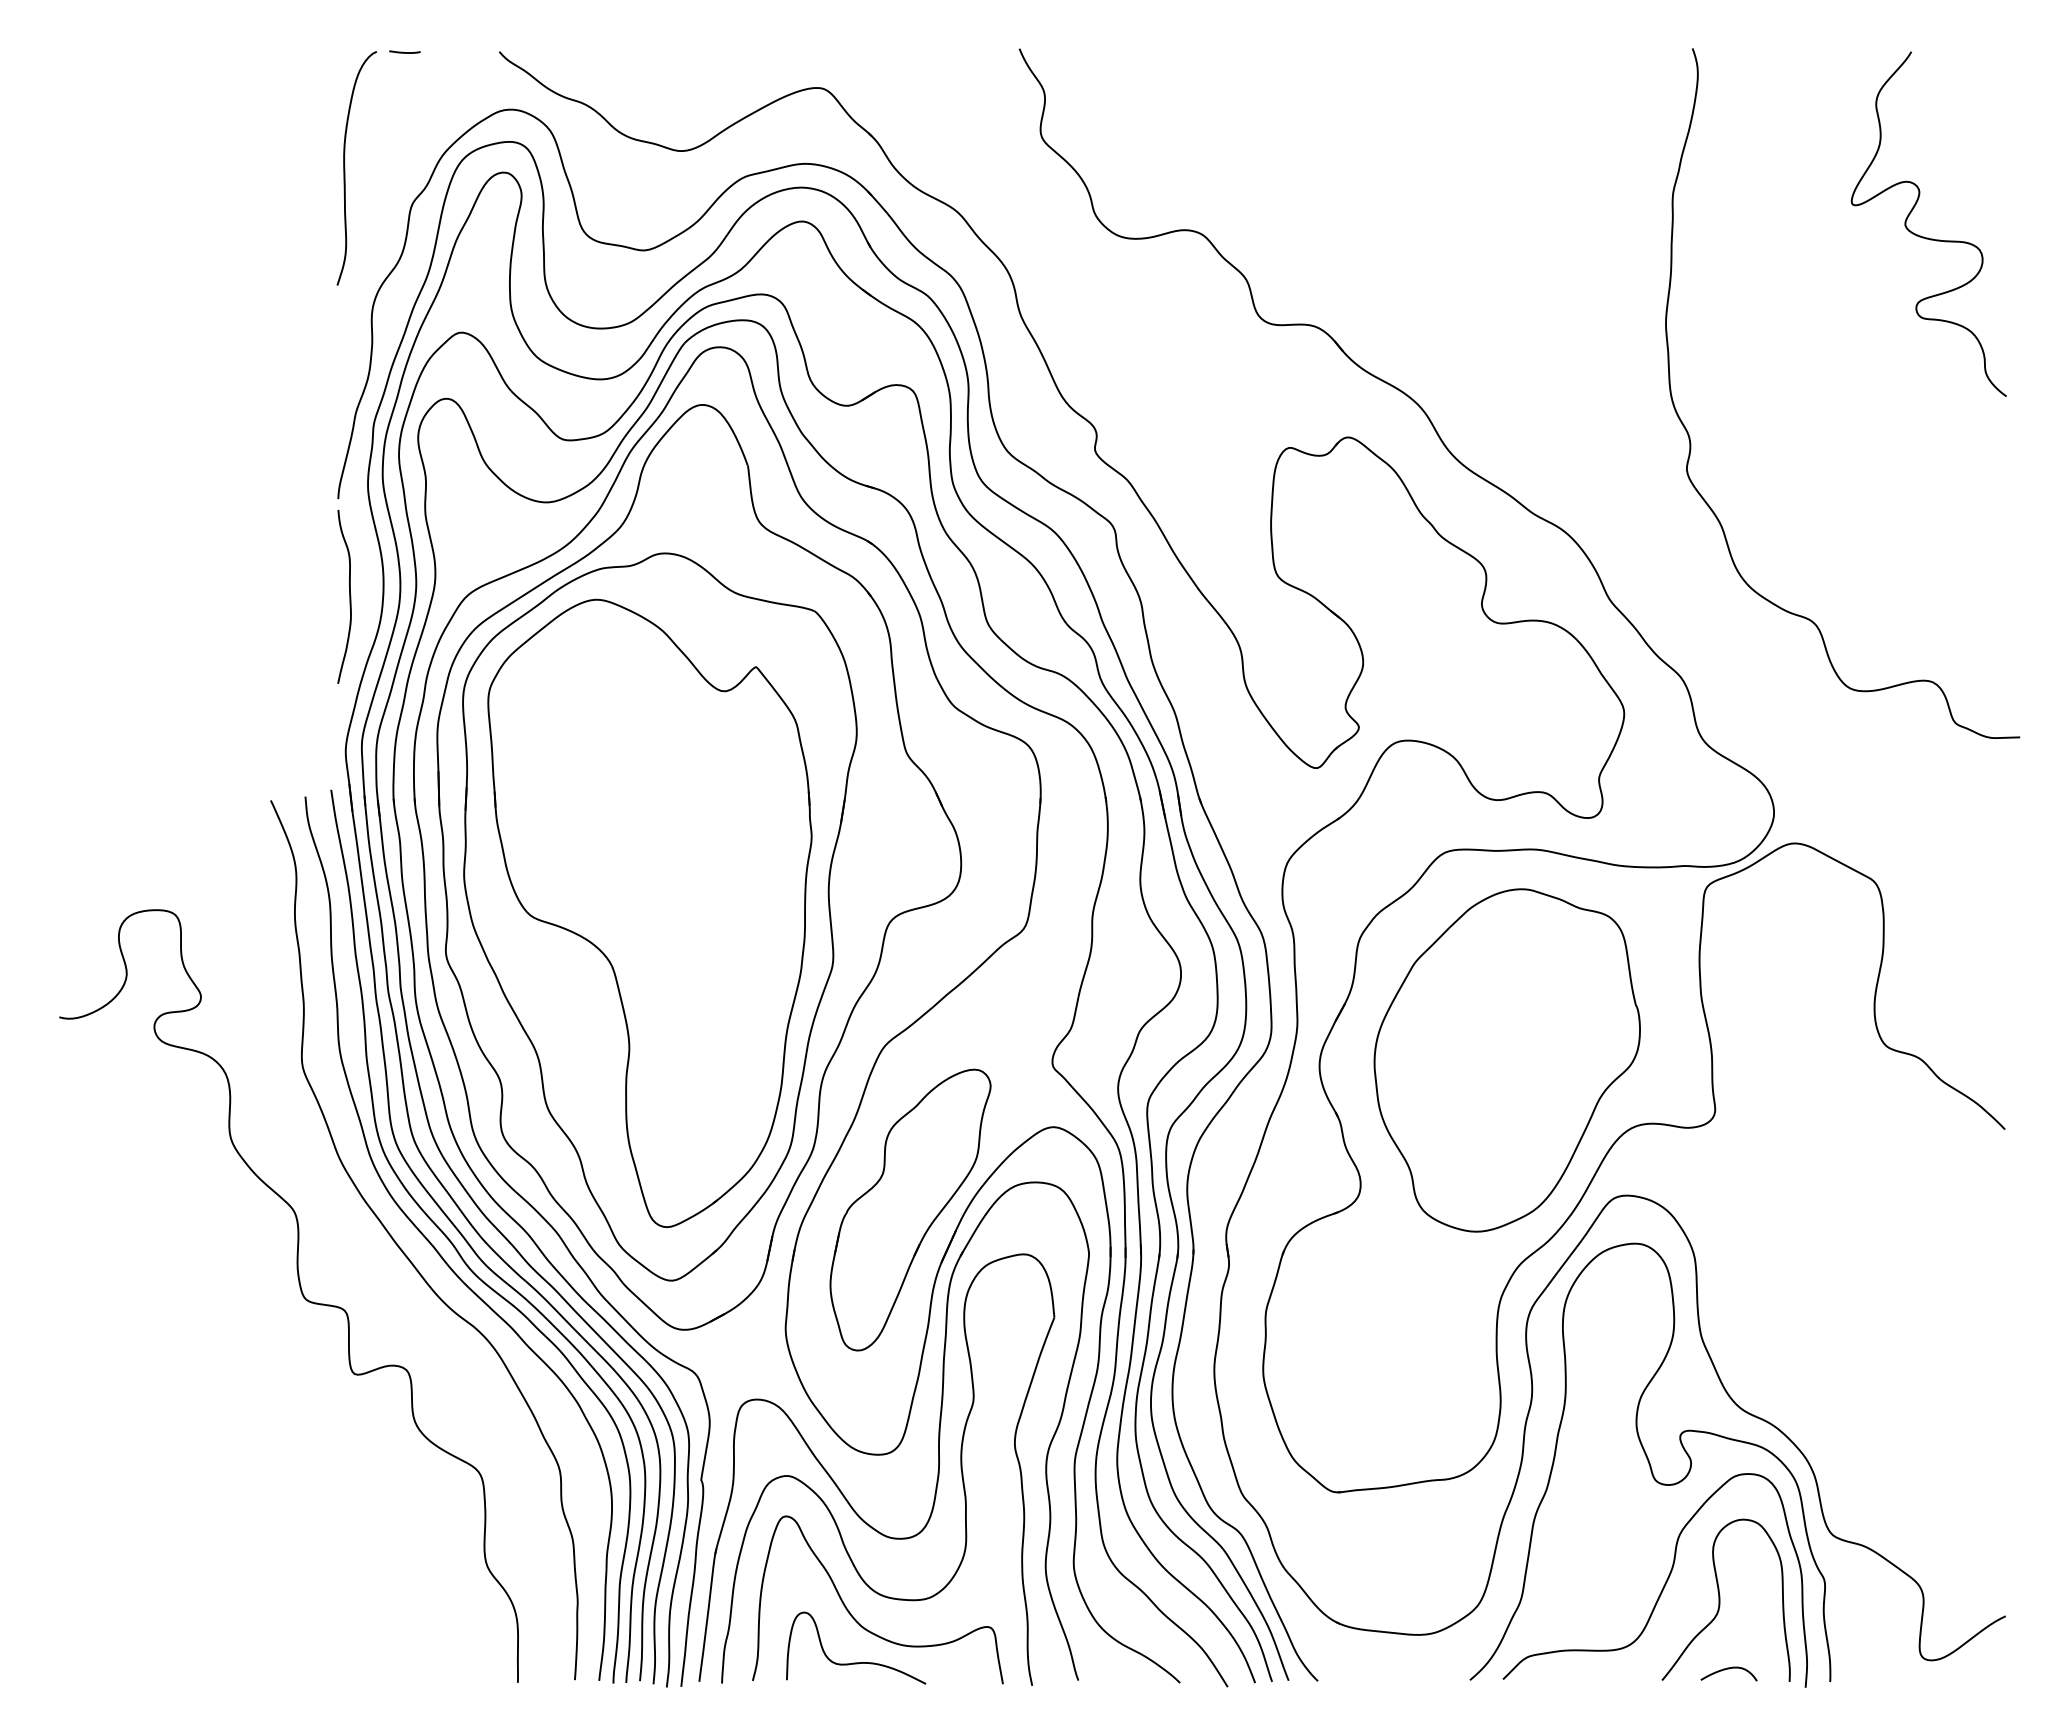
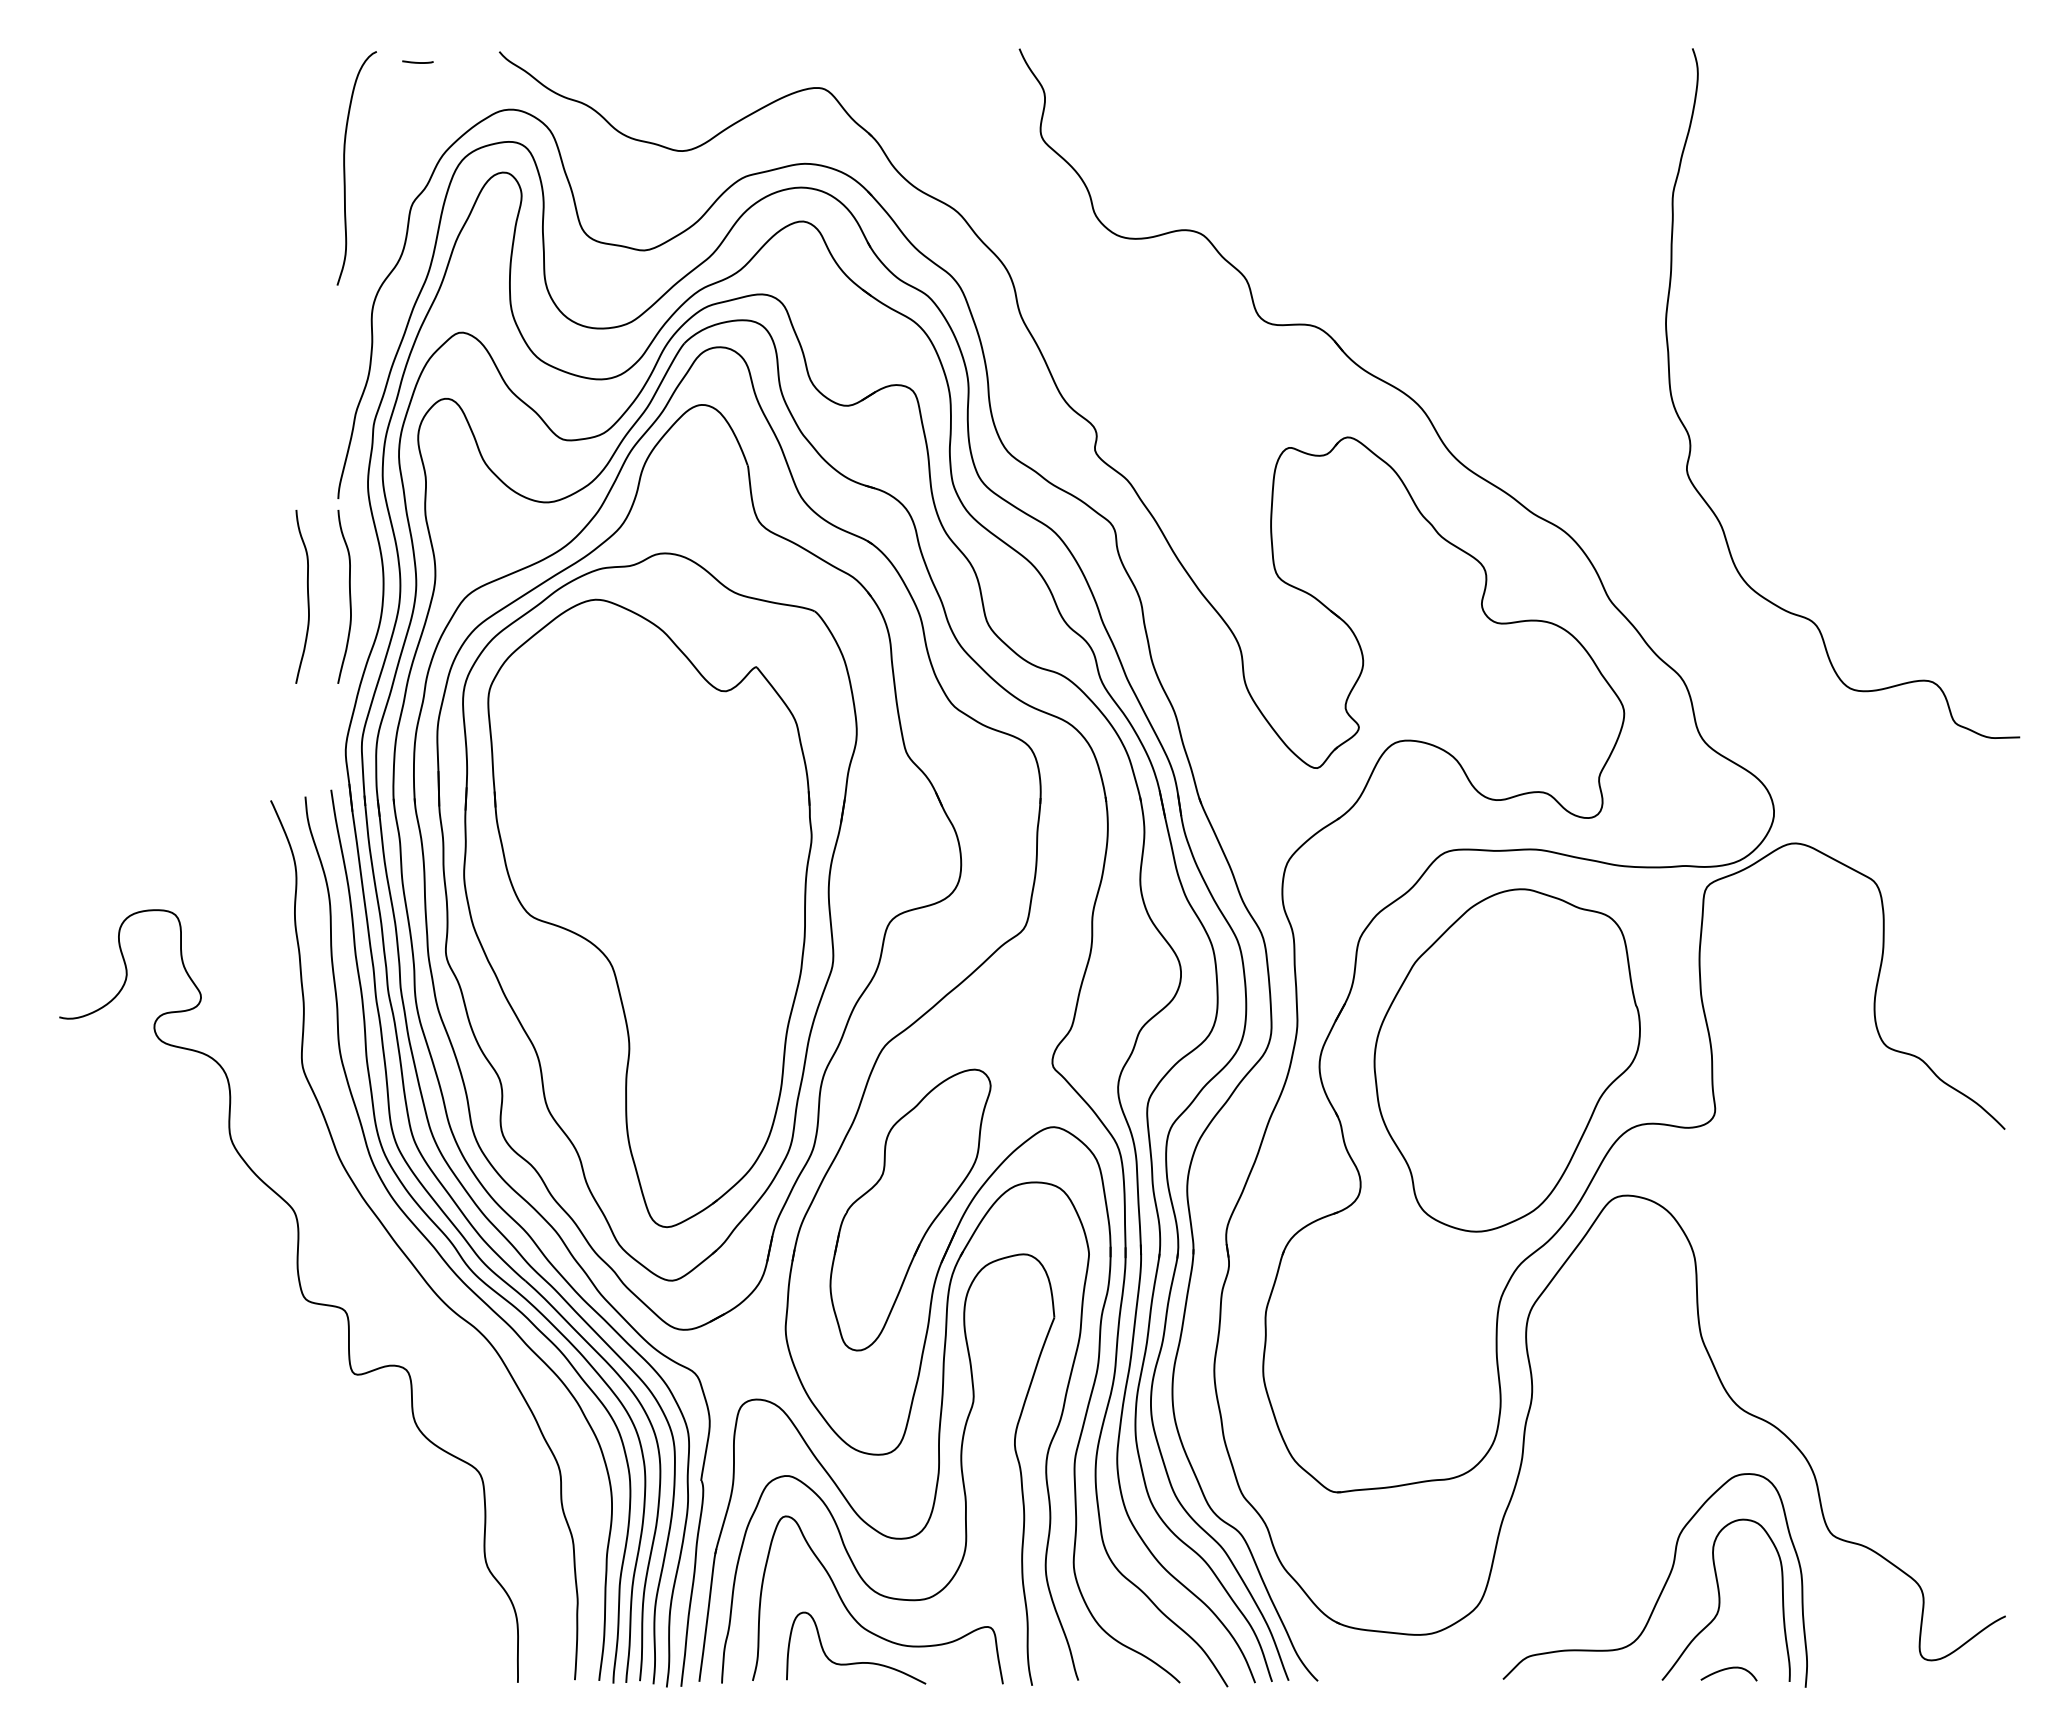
line position: (404, 52) -> (417, 62) (417, 62)
curve: present -> none (1924, 236)
curve: none -> present (307, 596)
curve: present -> none (1649, 1461)
